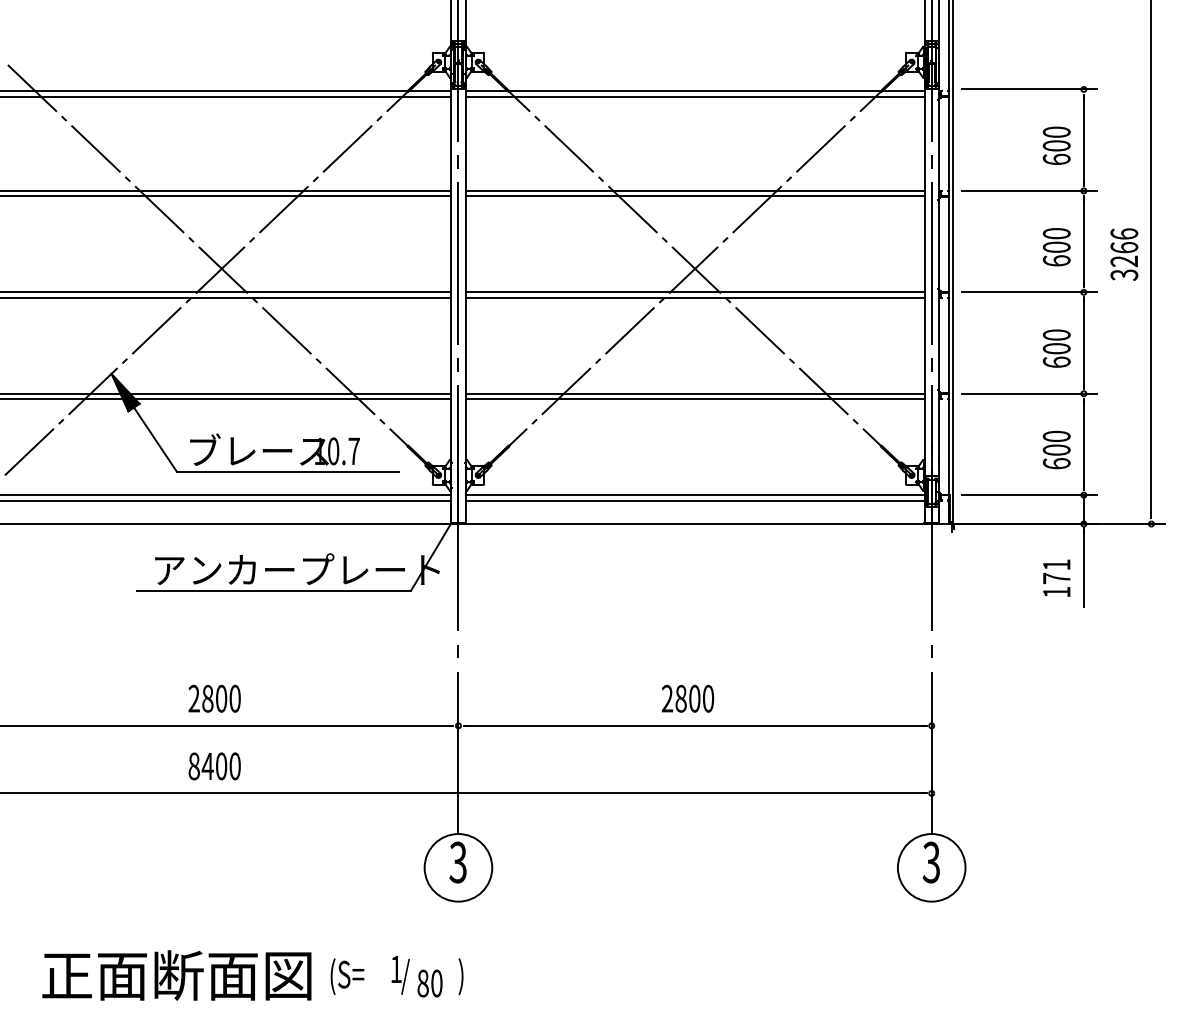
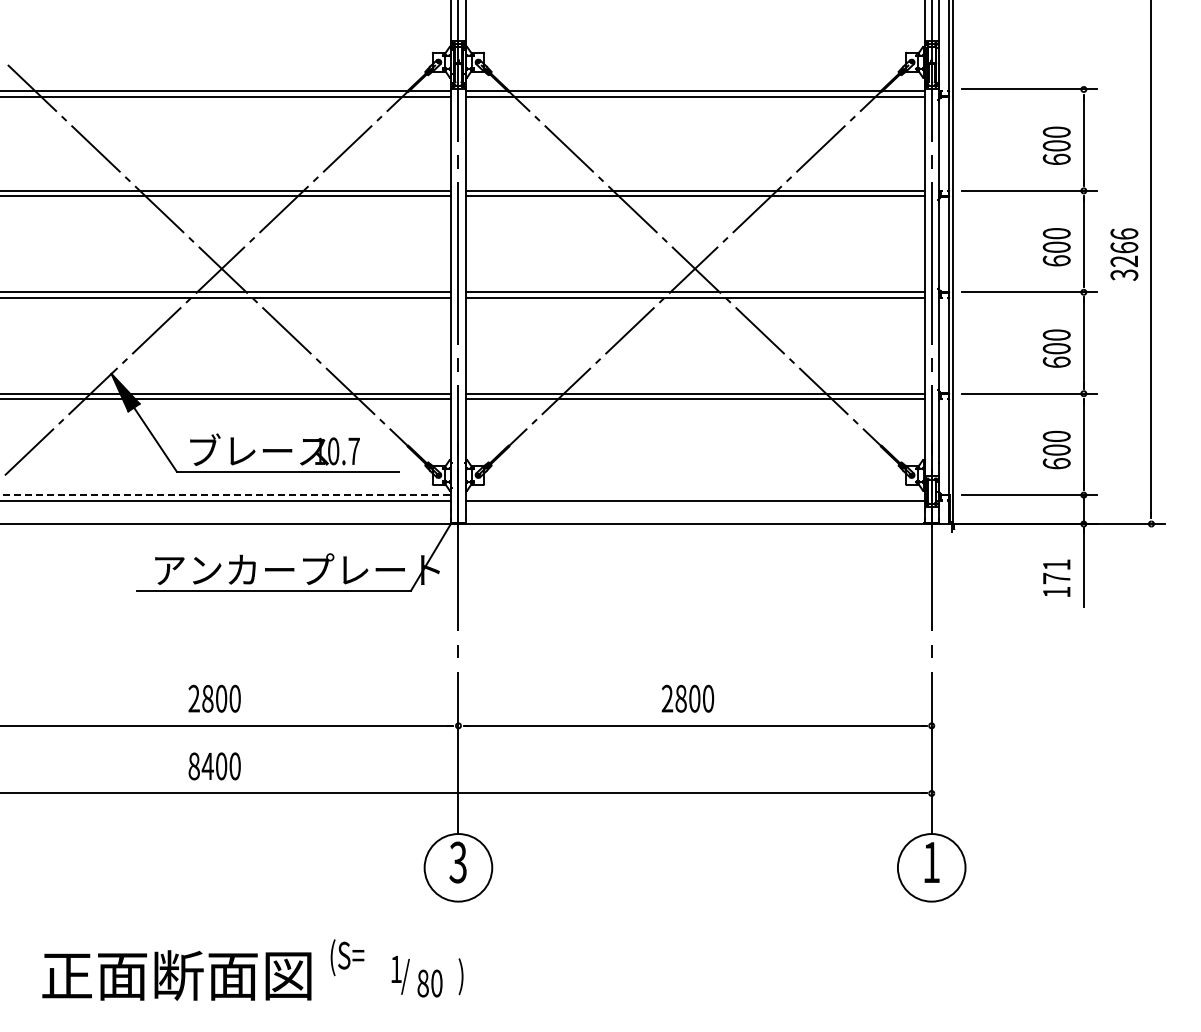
line: solid -> dashed (226, 495)
line: present -> none (694, 495)
text: 3 -> 1 (930, 862)
text position: (347, 976) -> (347, 957) (347, 957)
